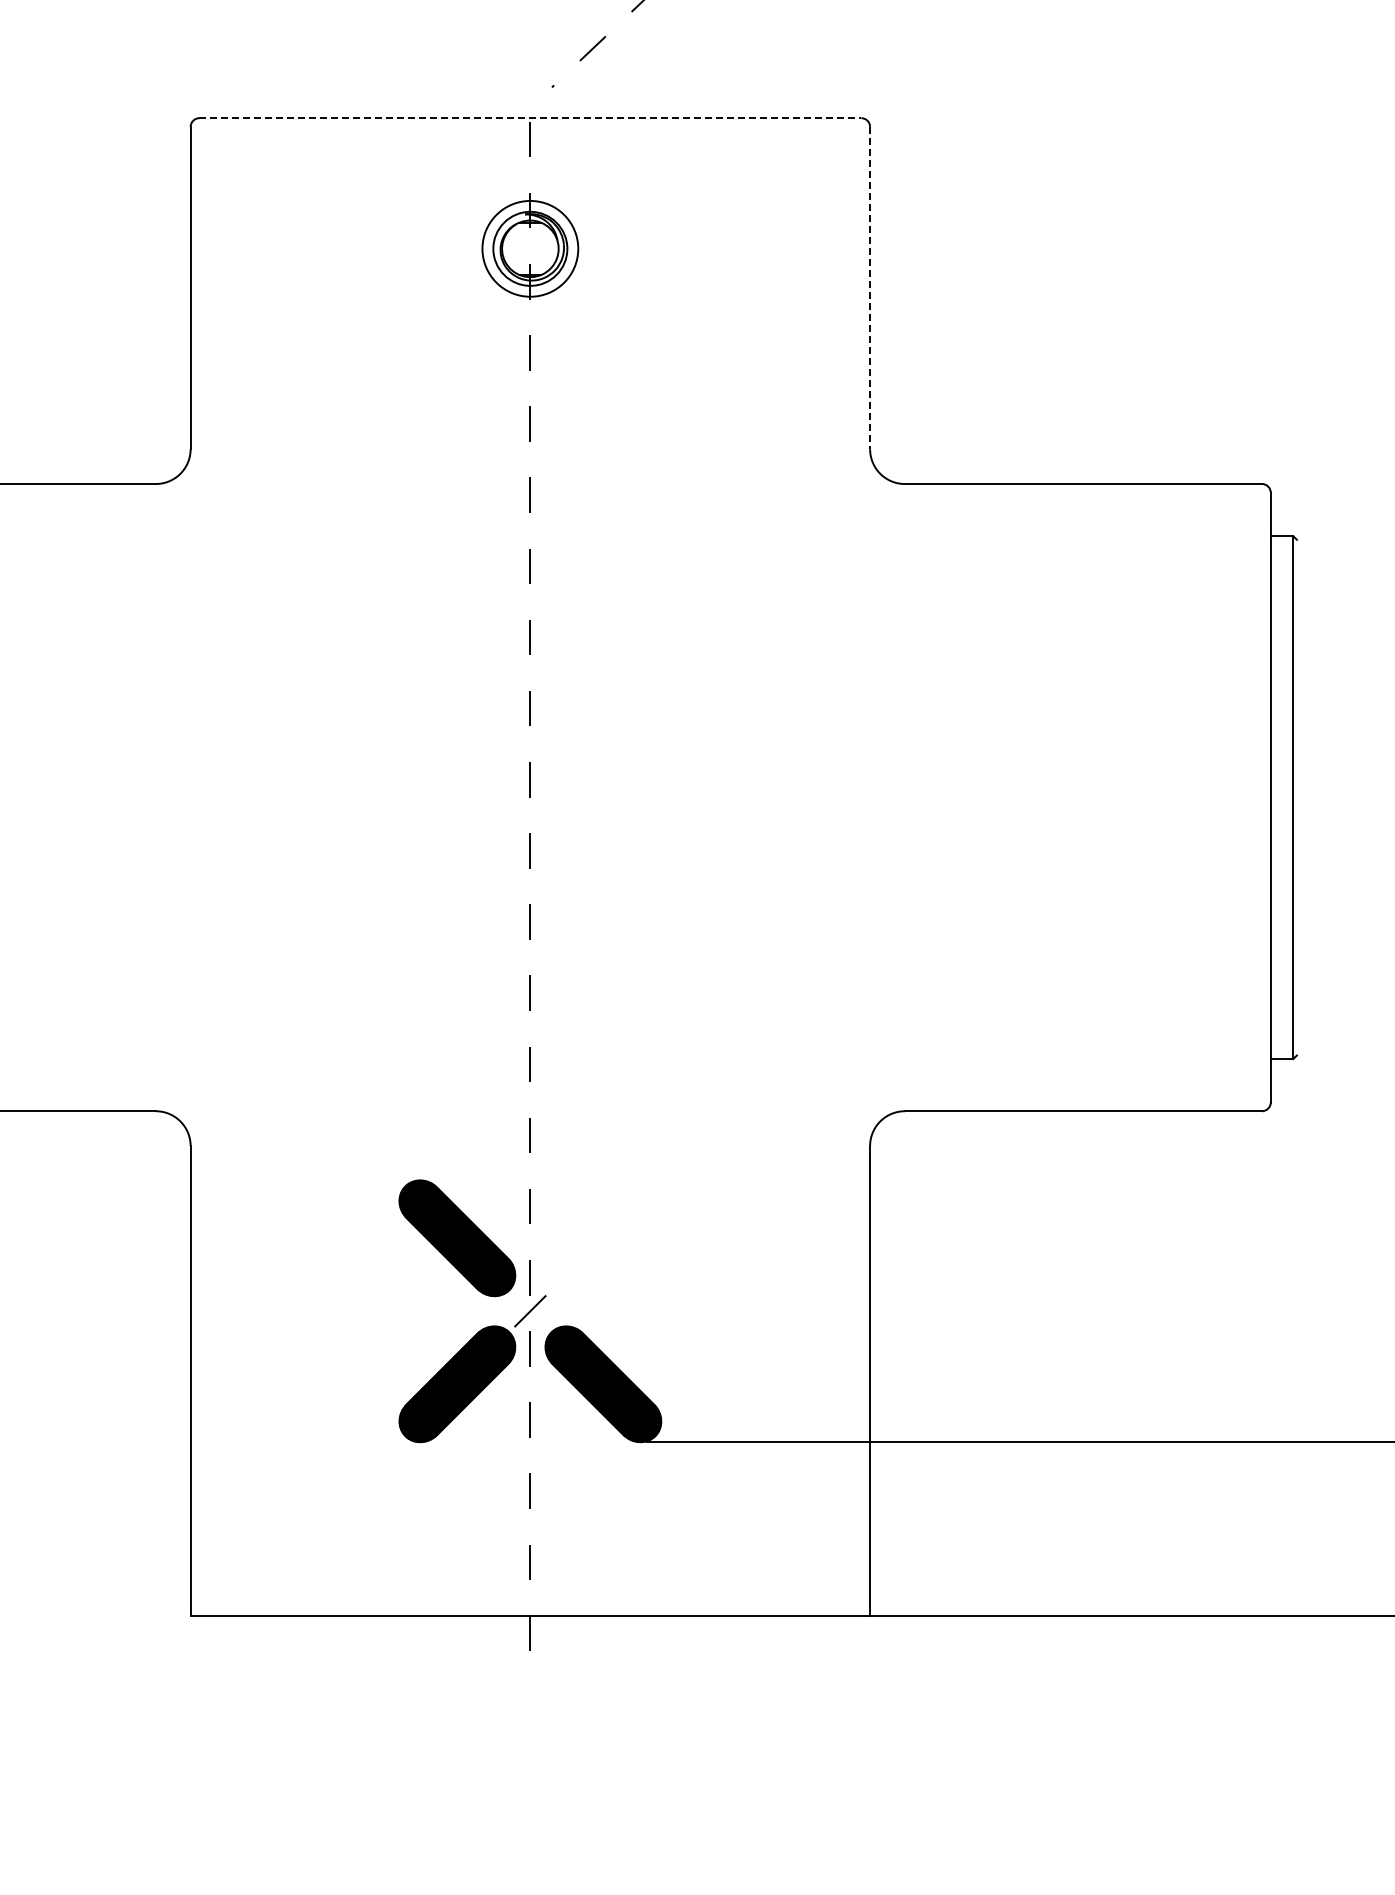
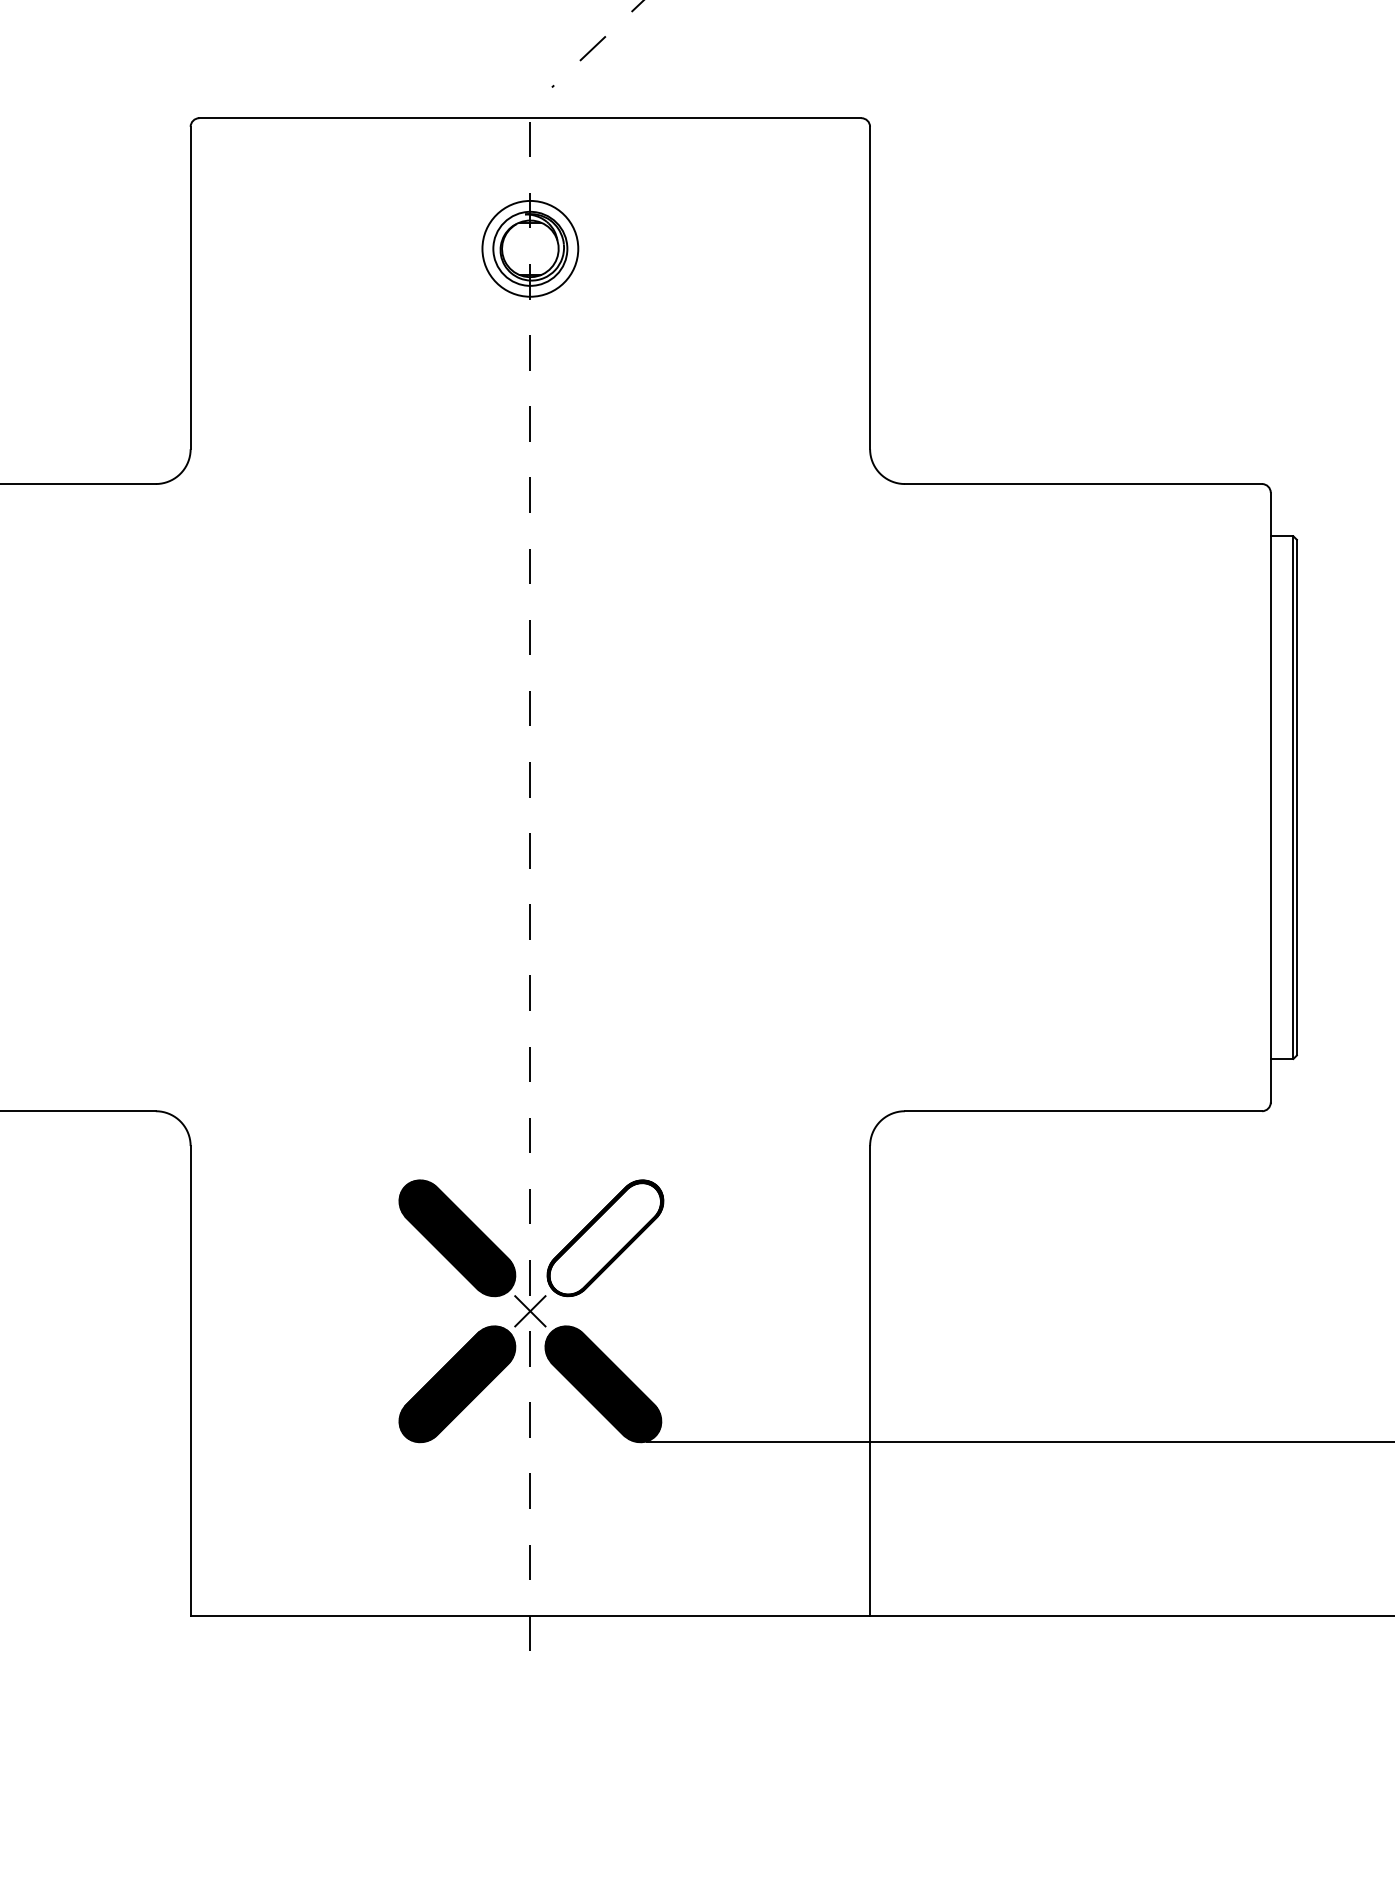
line: dashed -> solid (530, 118)
line: dashed -> solid (870, 288)
line: none -> present (1296, 797)
part: none -> present (605, 1238)
line: none -> present (530, 1311)
